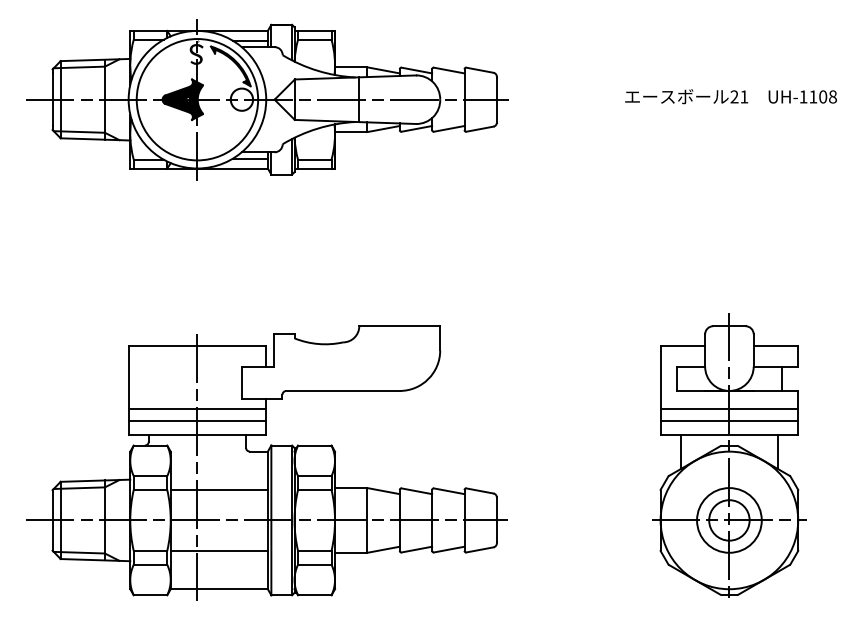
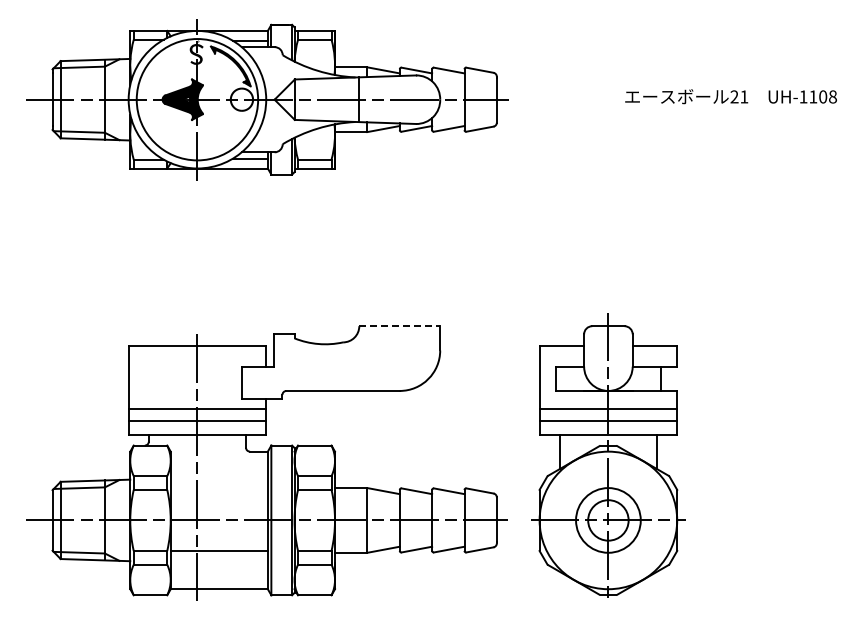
line: solid -> dashed (400, 326)
part position: (729, 455) -> (608, 455) (608, 455)
line: present -> none (218, 489)
